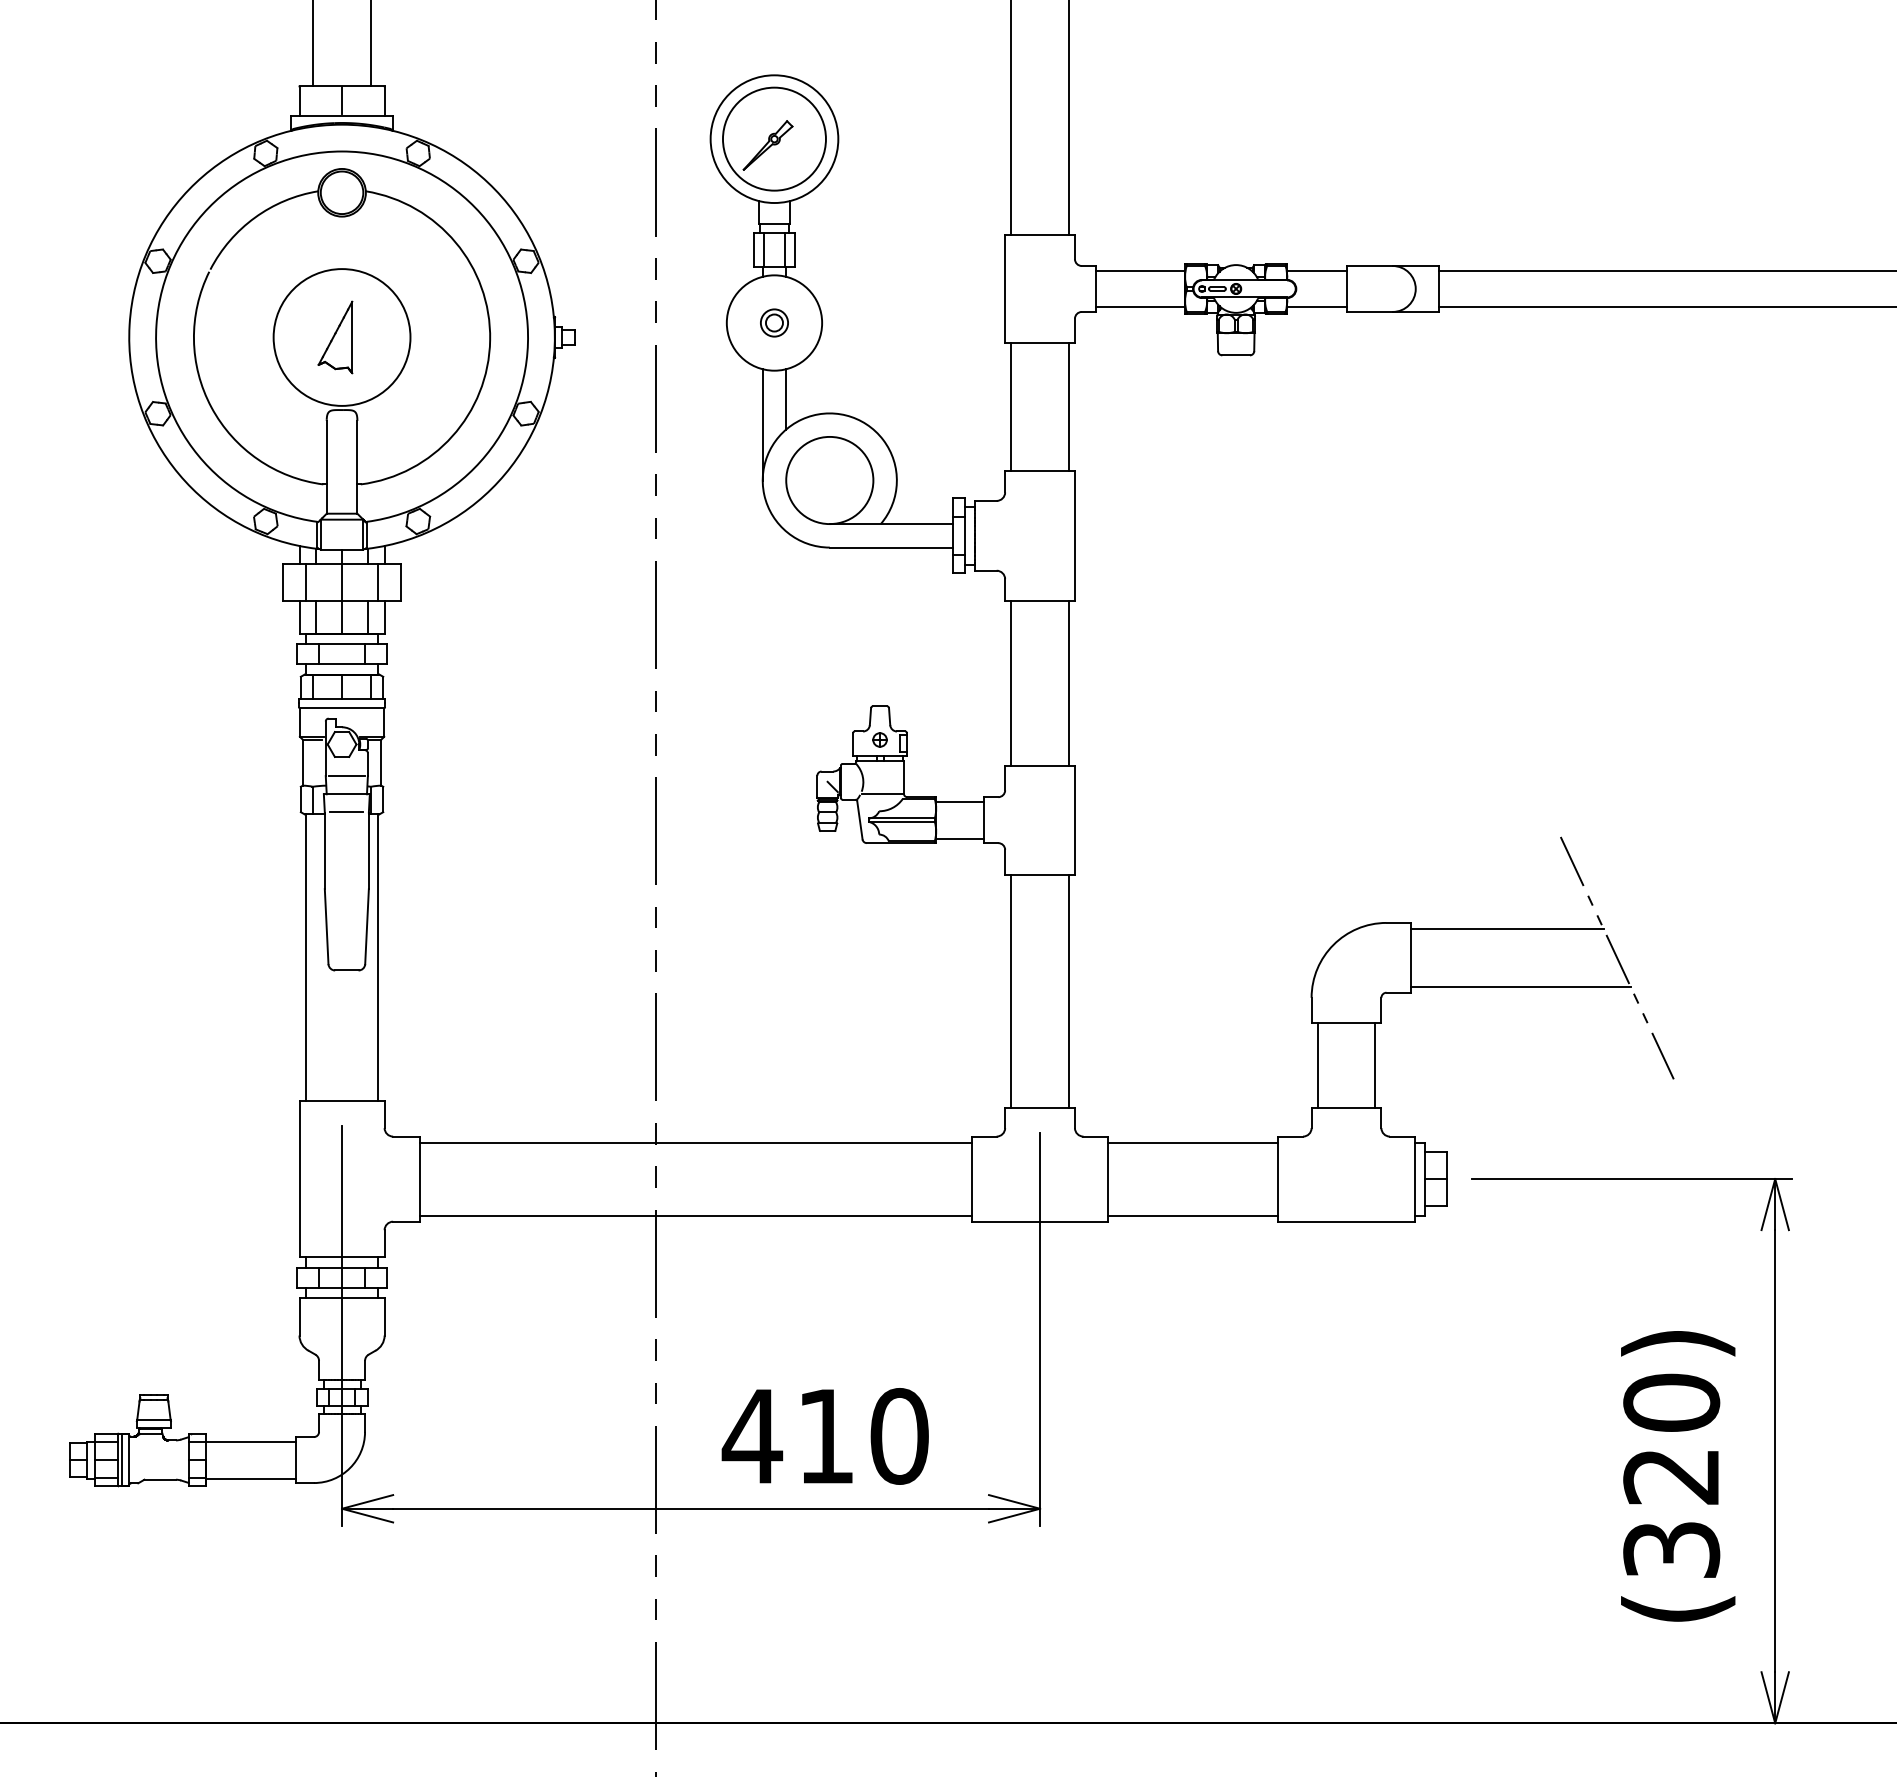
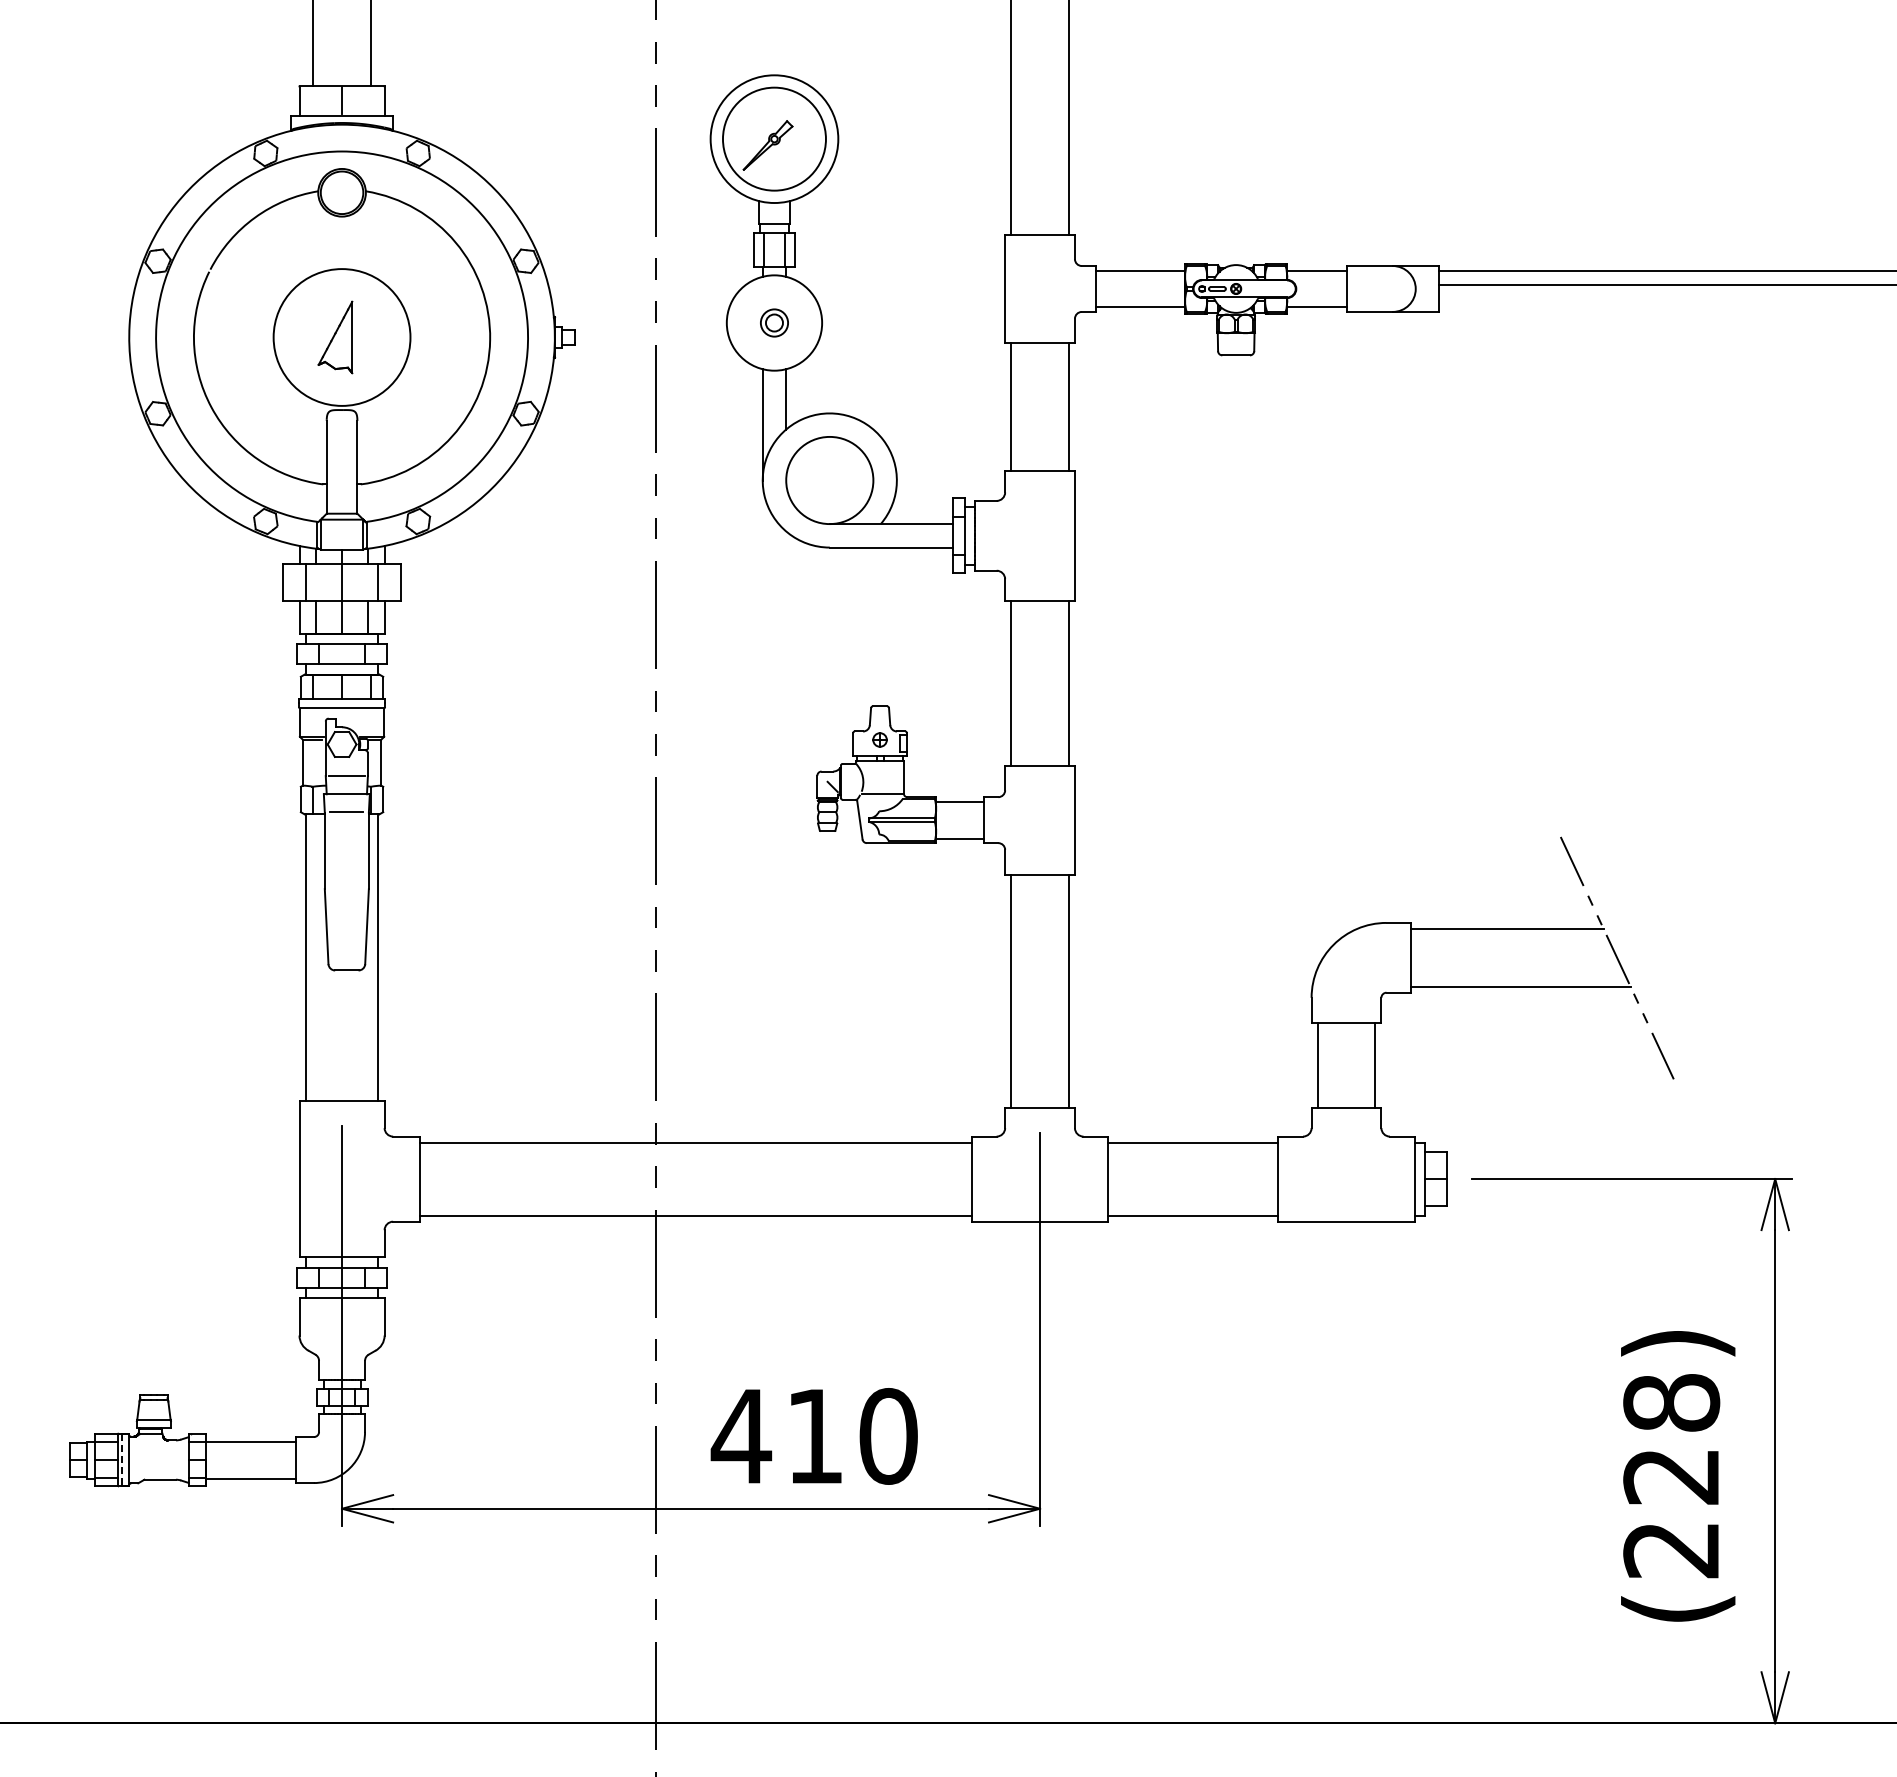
line position: (1665, 307) -> (1665, 285) (1665, 285)
text position: (824, 1436) -> (813, 1436) (813, 1436)
line: solid -> dashed (122, 1460)
text: (320) -> (228) (1671, 1475)
